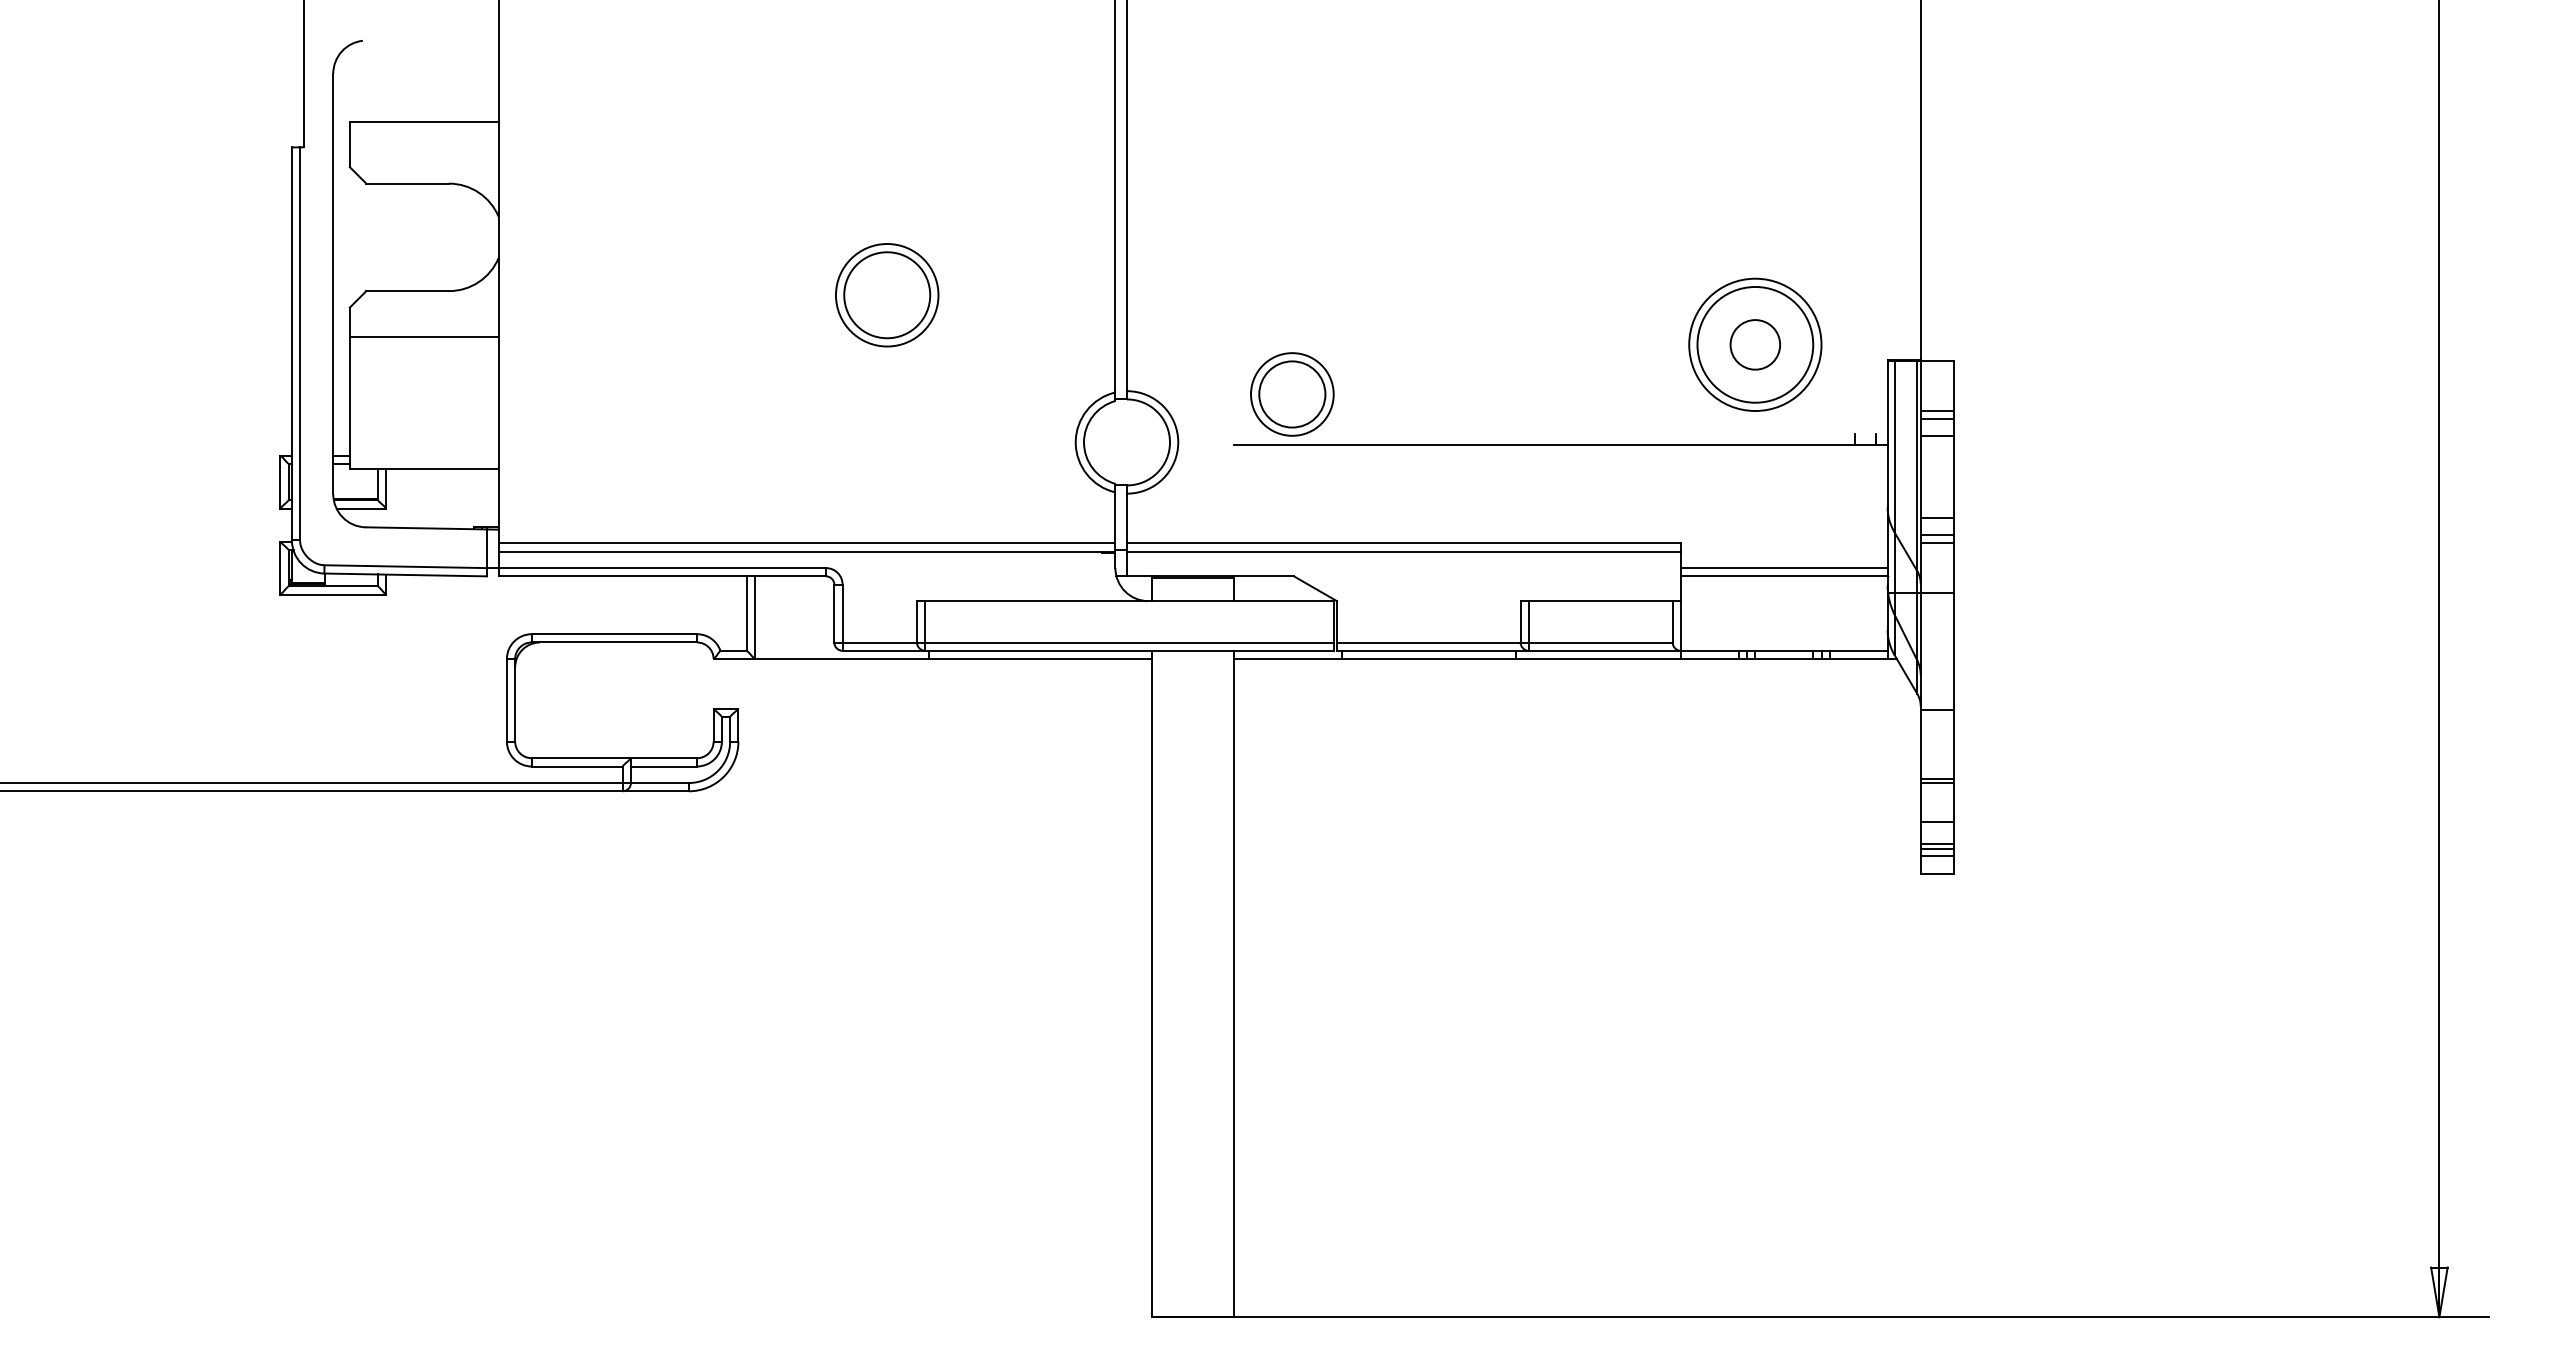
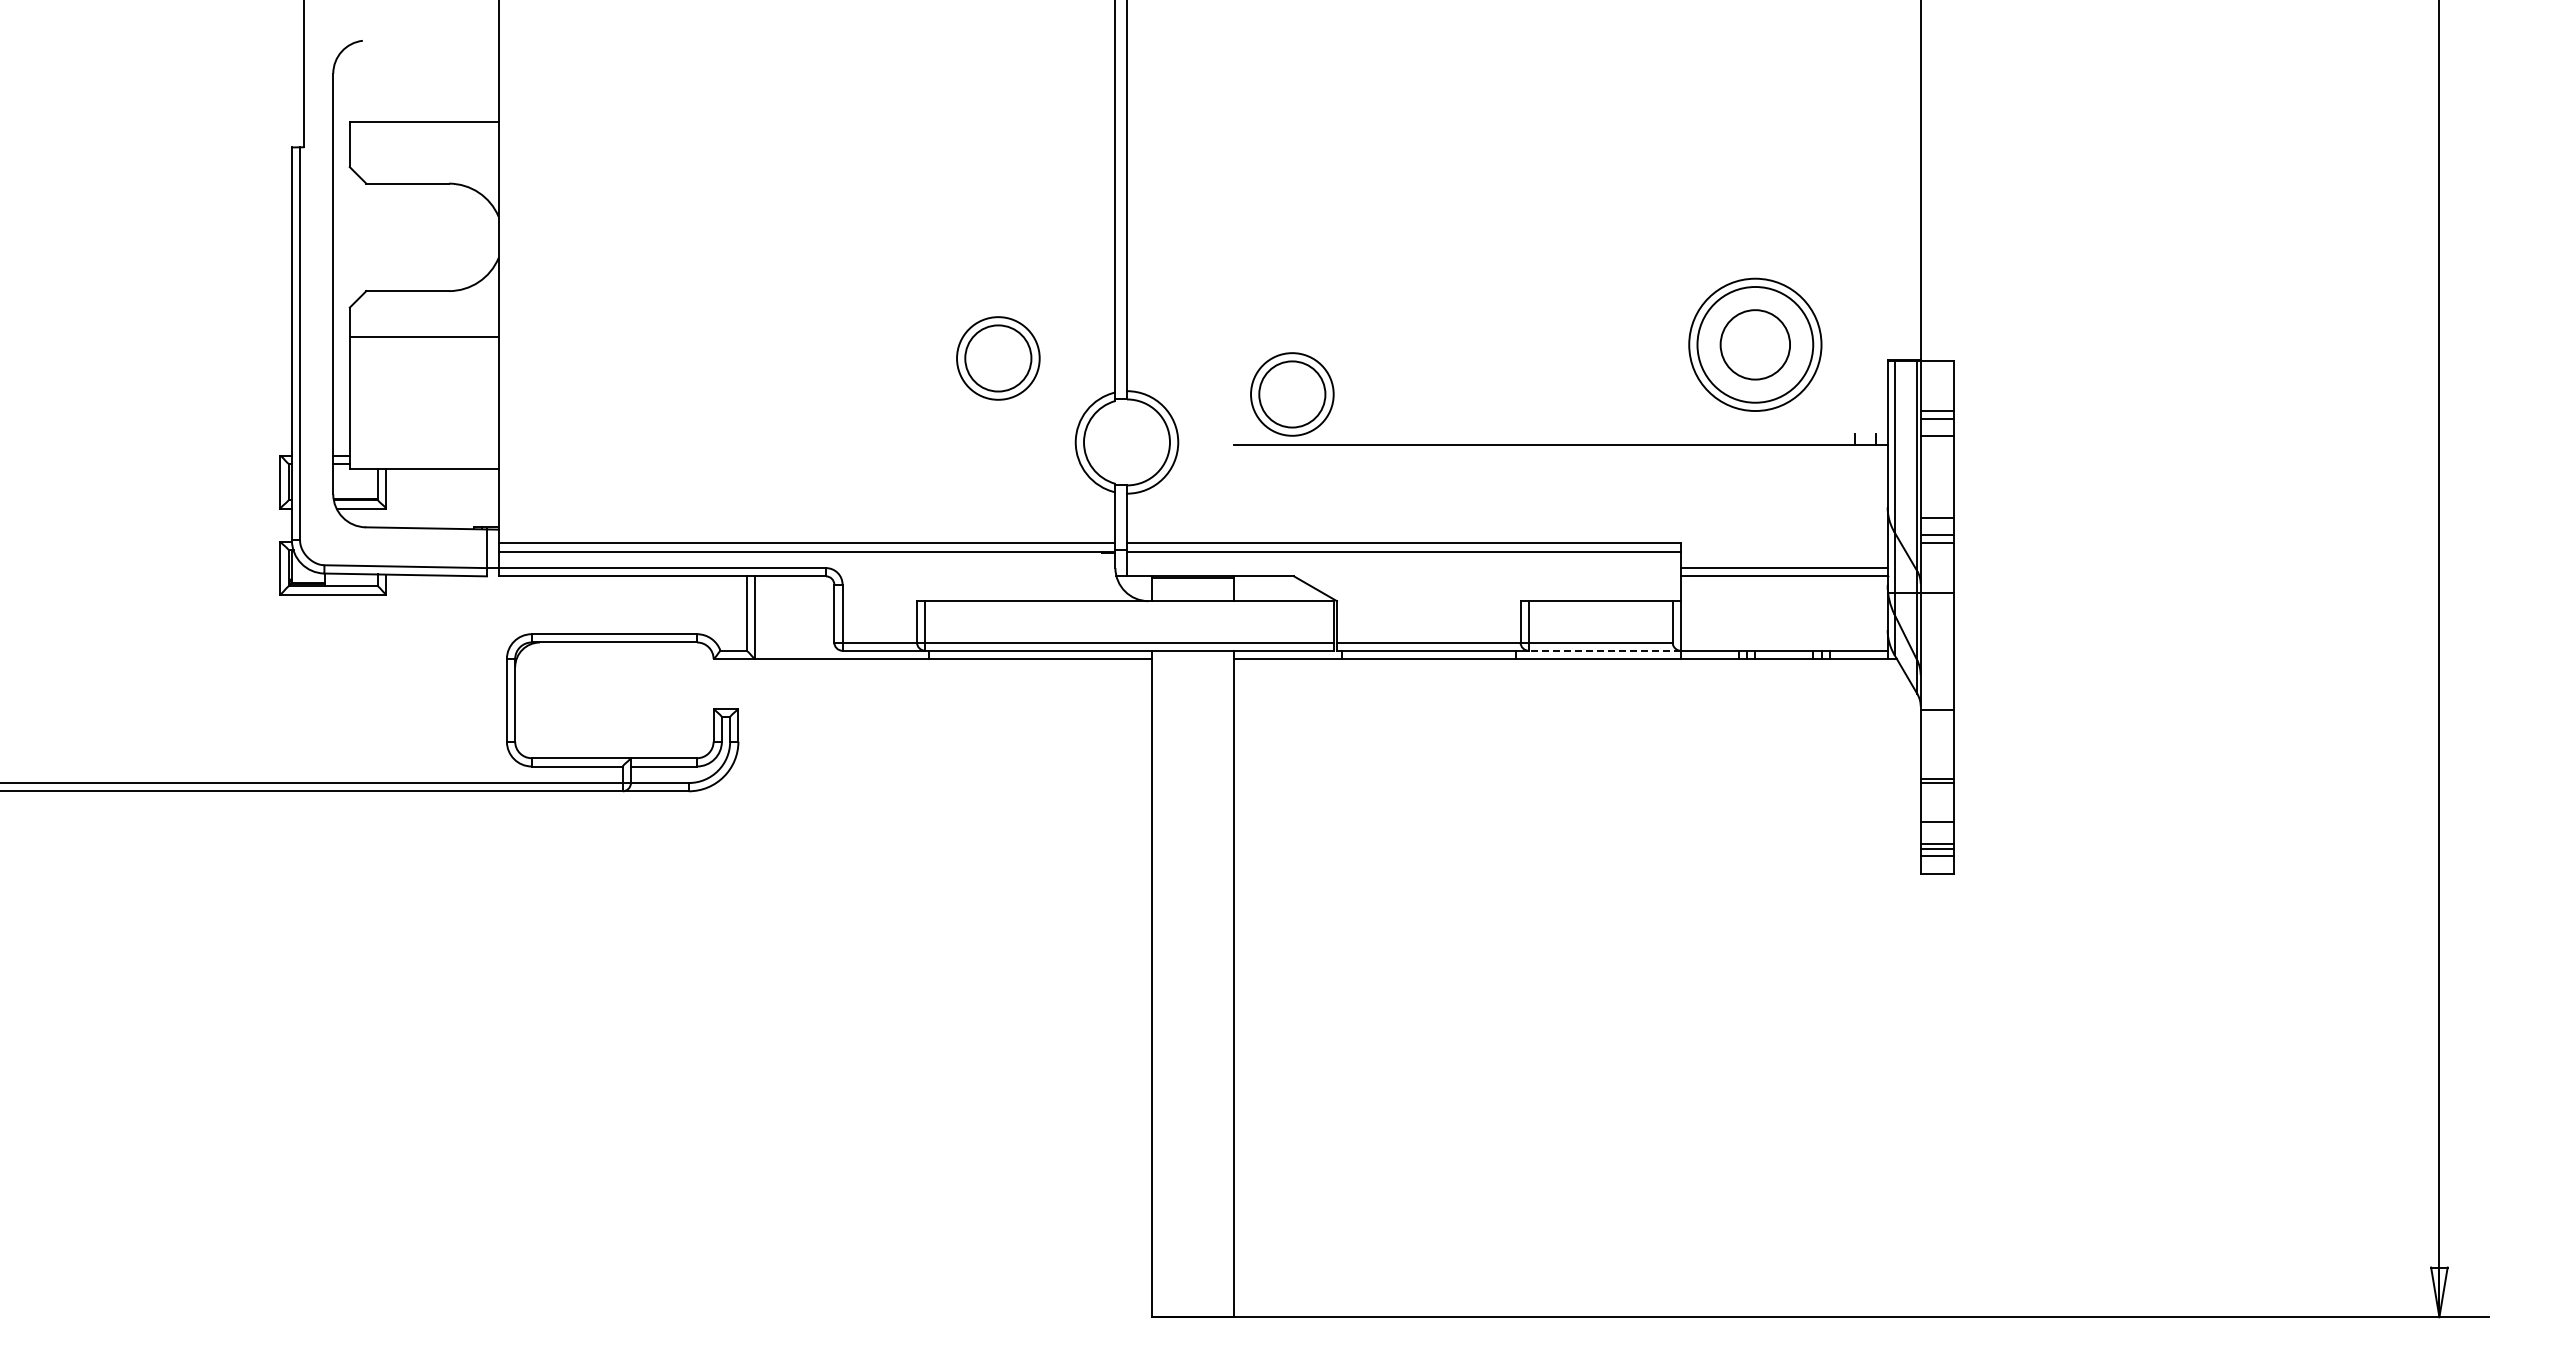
part: present -> none (887, 295)
circle diameter: 50 px -> 69 px (1755, 344)
part: none -> present (998, 358)
line: solid -> dashed (1604, 650)
